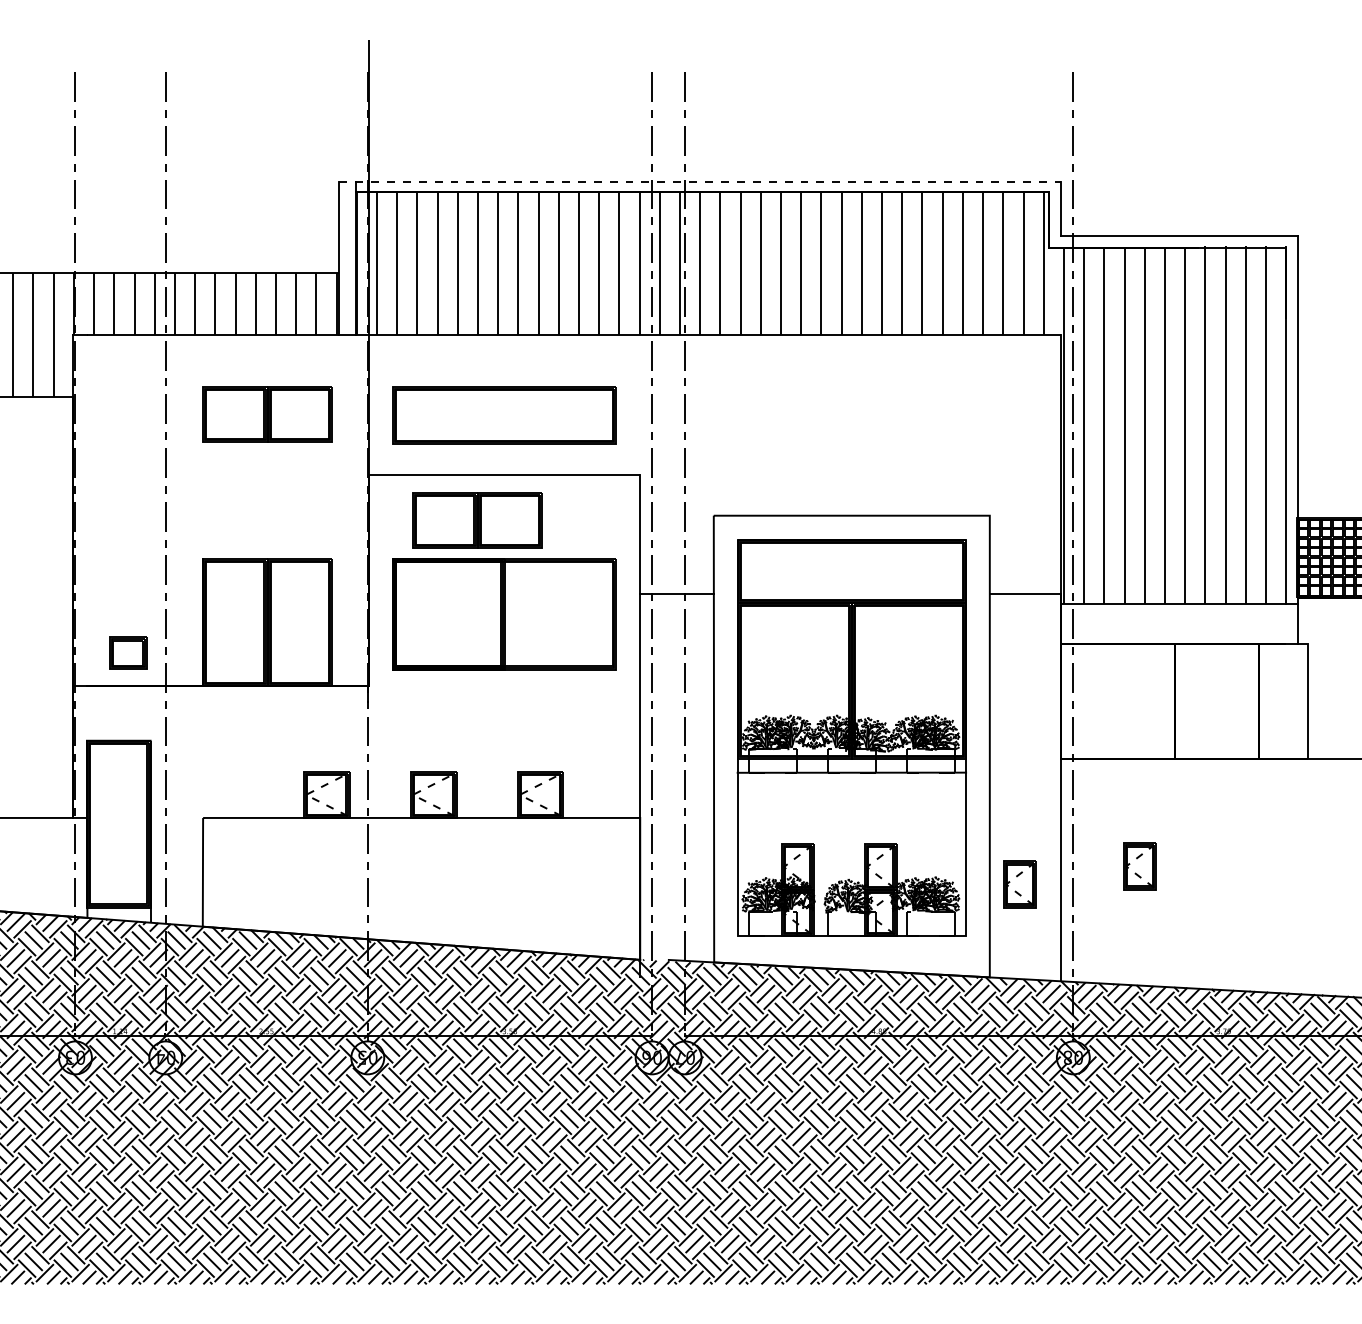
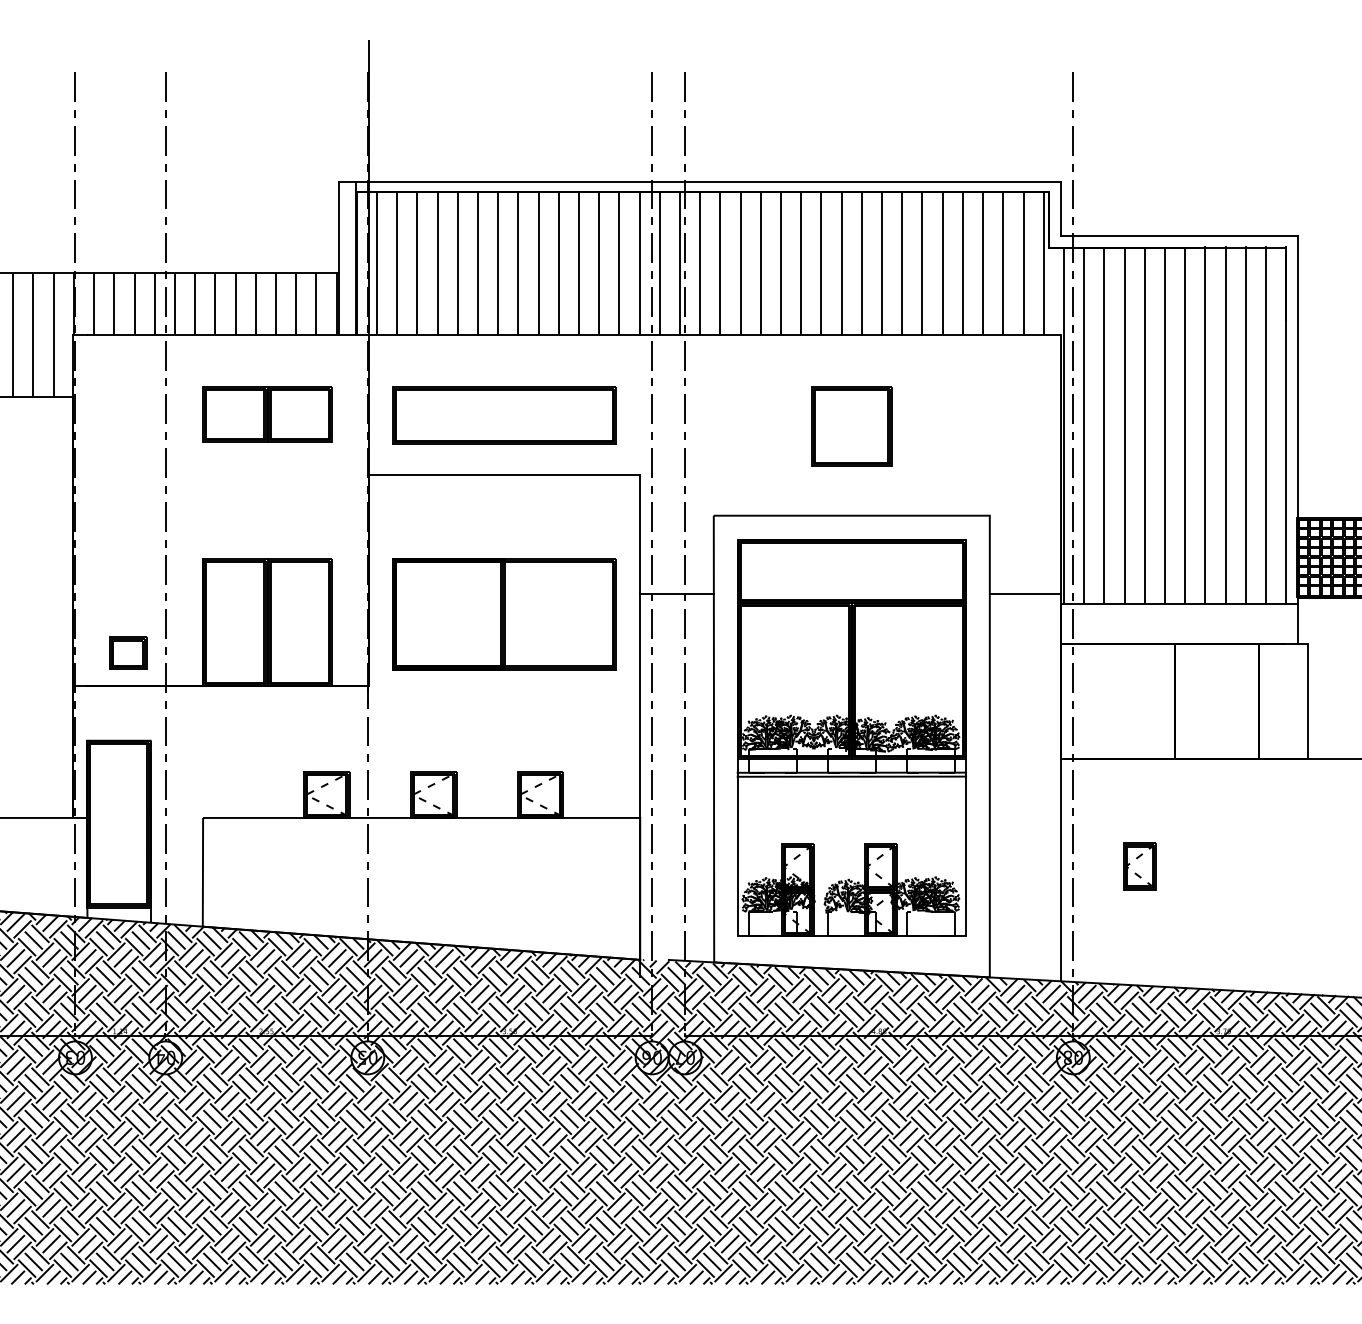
line: dashed -> solid (700, 182)
part: none -> present (851, 426)
part: present -> none (477, 520)
line: none -> present (851, 776)
part: present -> none (1019, 884)
